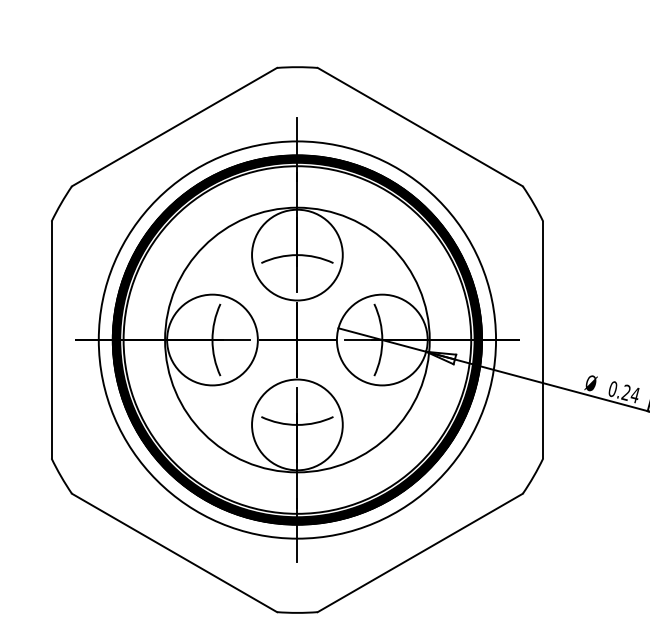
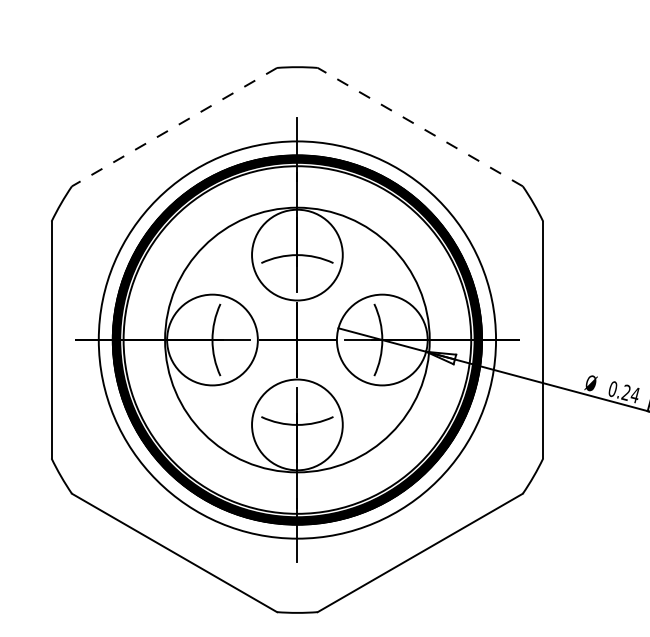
line: solid -> dashed (419, 126)
line: solid -> dashed (174, 127)
